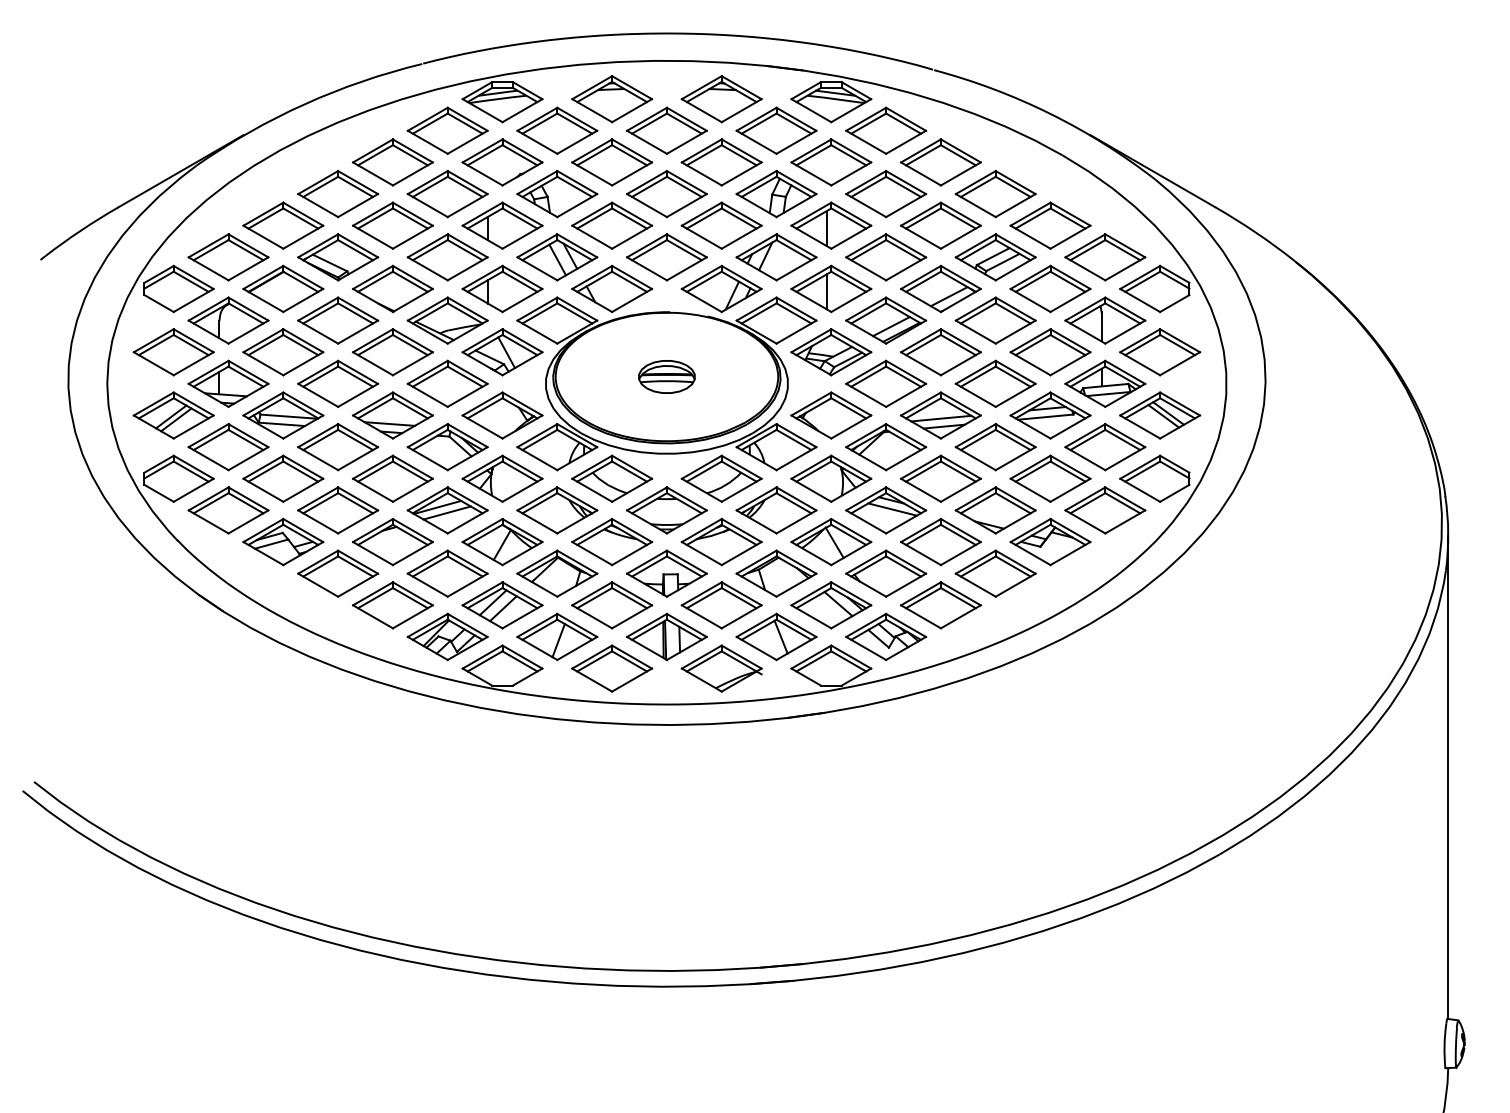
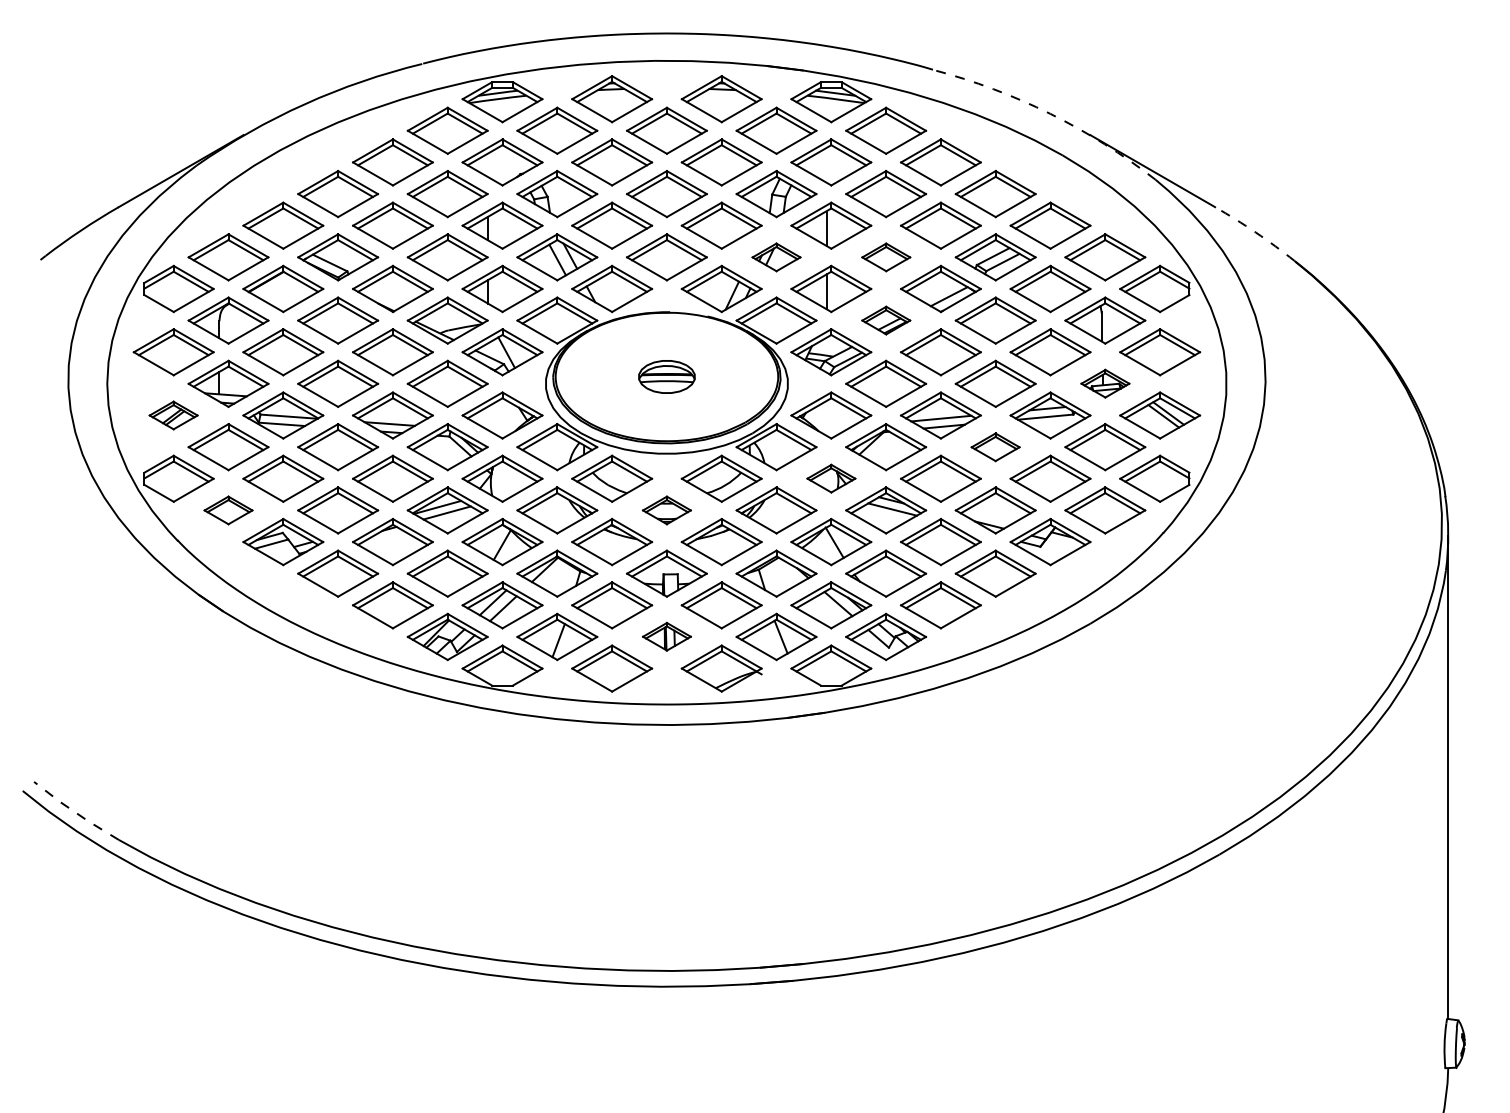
arc: solid -> dashed (1050, 113)
arc: solid -> dashed (1255, 232)
part size: 83x49 px -> 51x31 px (776, 257)
part size: 83x49 px -> 51x31 px (886, 257)
part size: 83x49 px -> 51x31 px (886, 320)
part size: 83x49 px -> 51x31 px (1105, 383)
part size: 83x49 px -> 51x31 px (173, 415)
part size: 83x49 px -> 51x31 px (995, 447)
part size: 83x49 px -> 51x31 px (831, 478)
part size: 83x49 px -> 51x31 px (228, 510)
part size: 82x49 px -> 51x31 px (666, 510)
part size: 82x49 px -> 50x31 px (666, 636)
line: solid -> dashed (74, 812)
